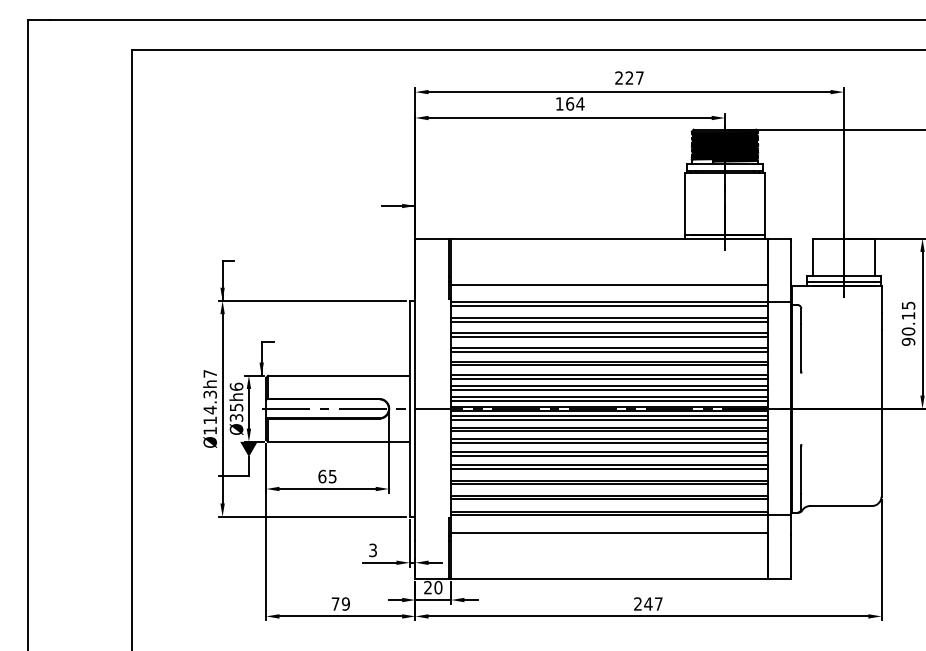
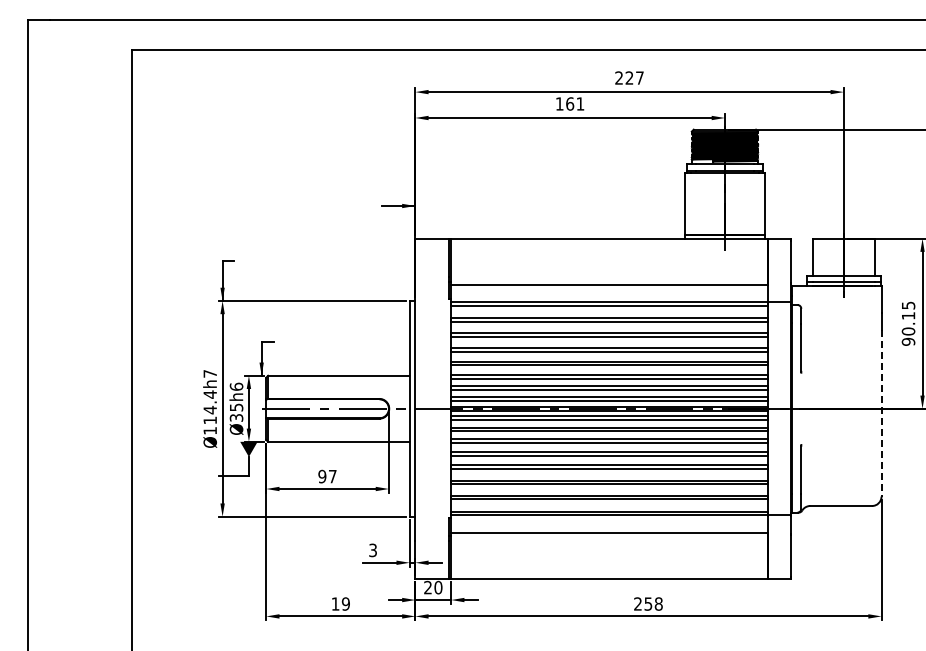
text: 164 -> 161 (580, 103)
text: Ø114.3h7 -> Ø114.4h7 (210, 394)
line: solid -> dashed (881, 413)
text: 65 -> 97 (327, 476)
text: 79 -> 19 (335, 603)
text: 247 -> 258 (653, 603)
